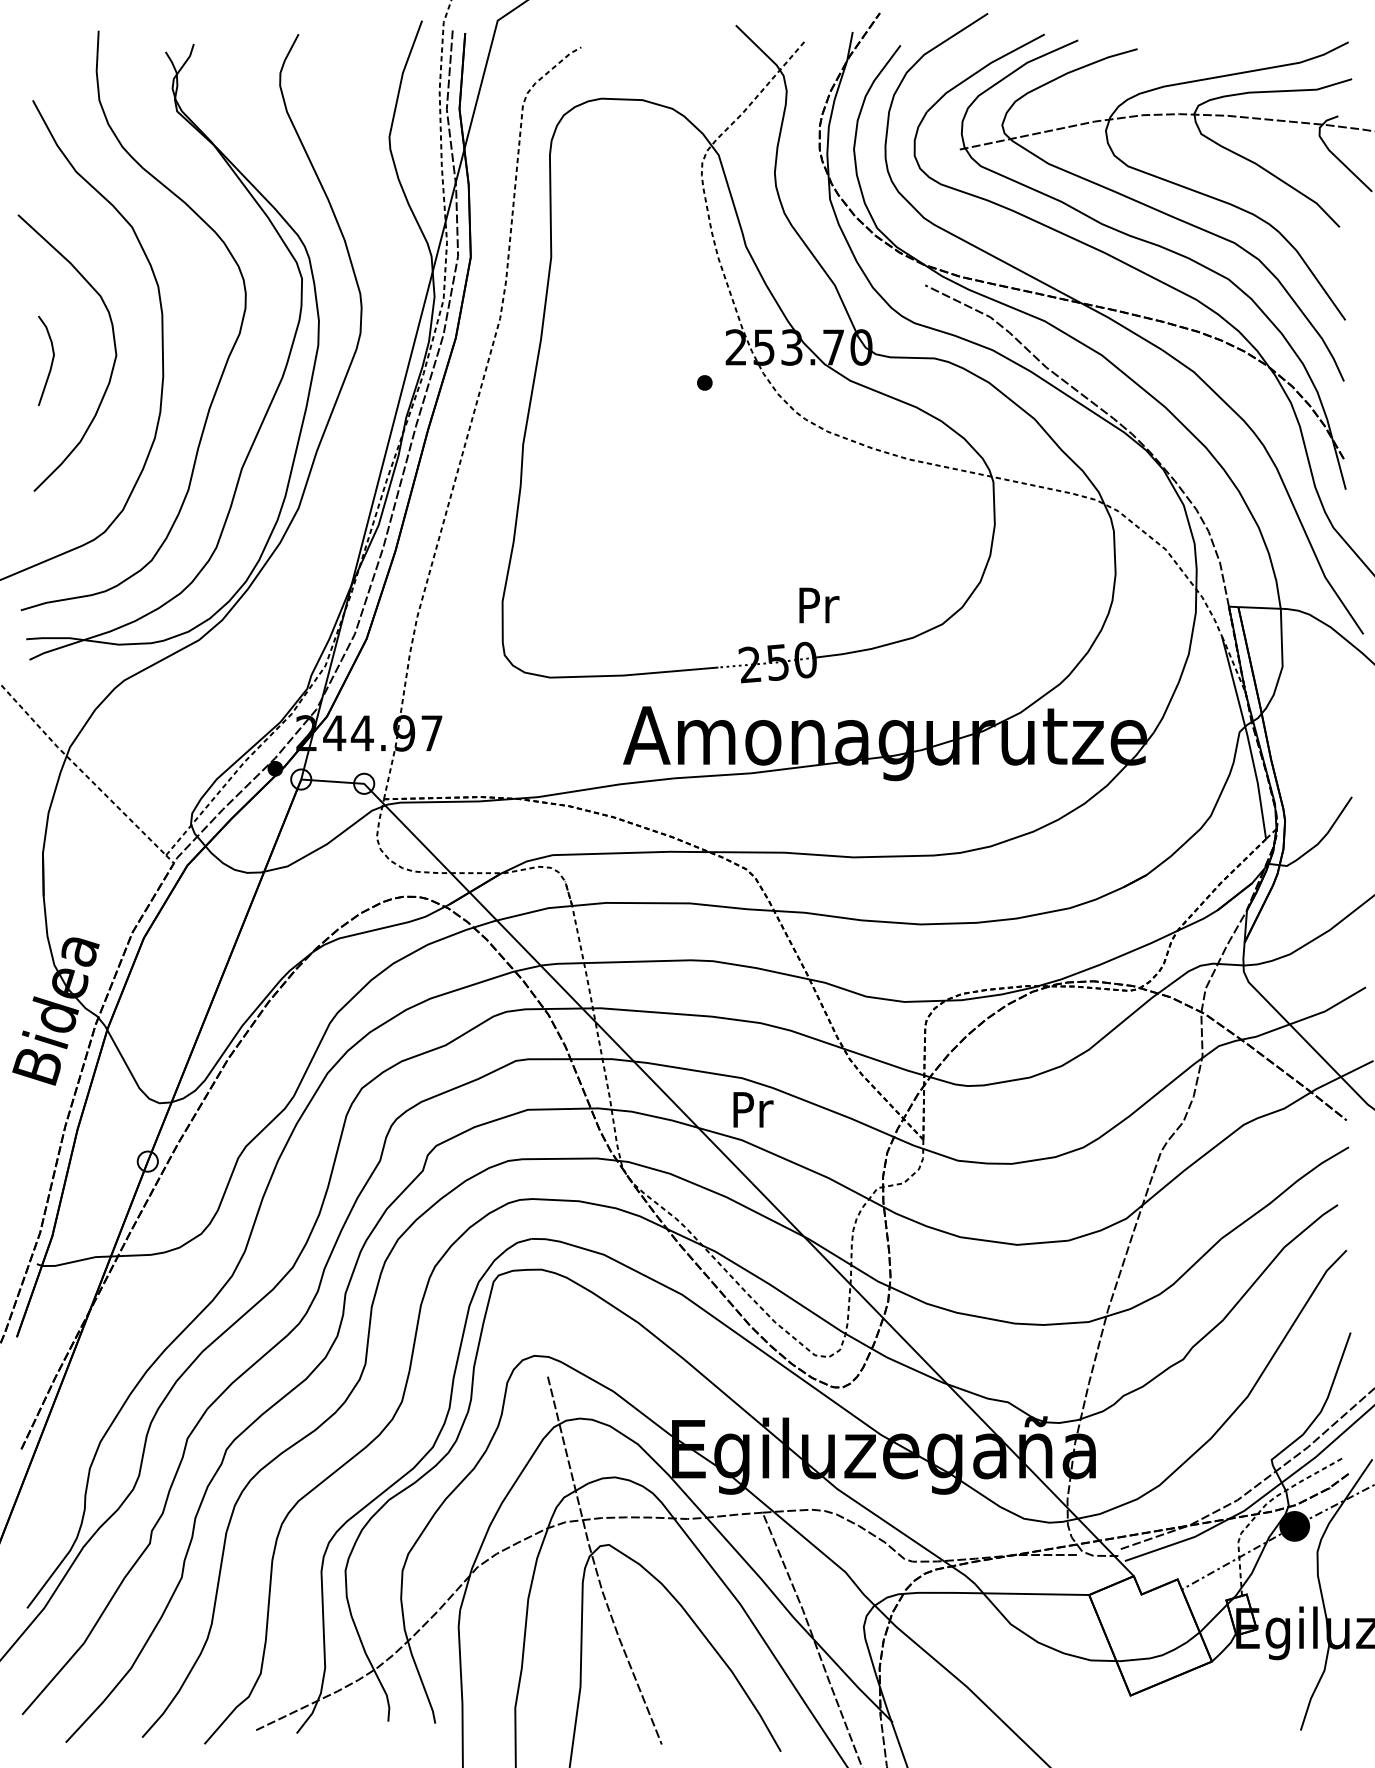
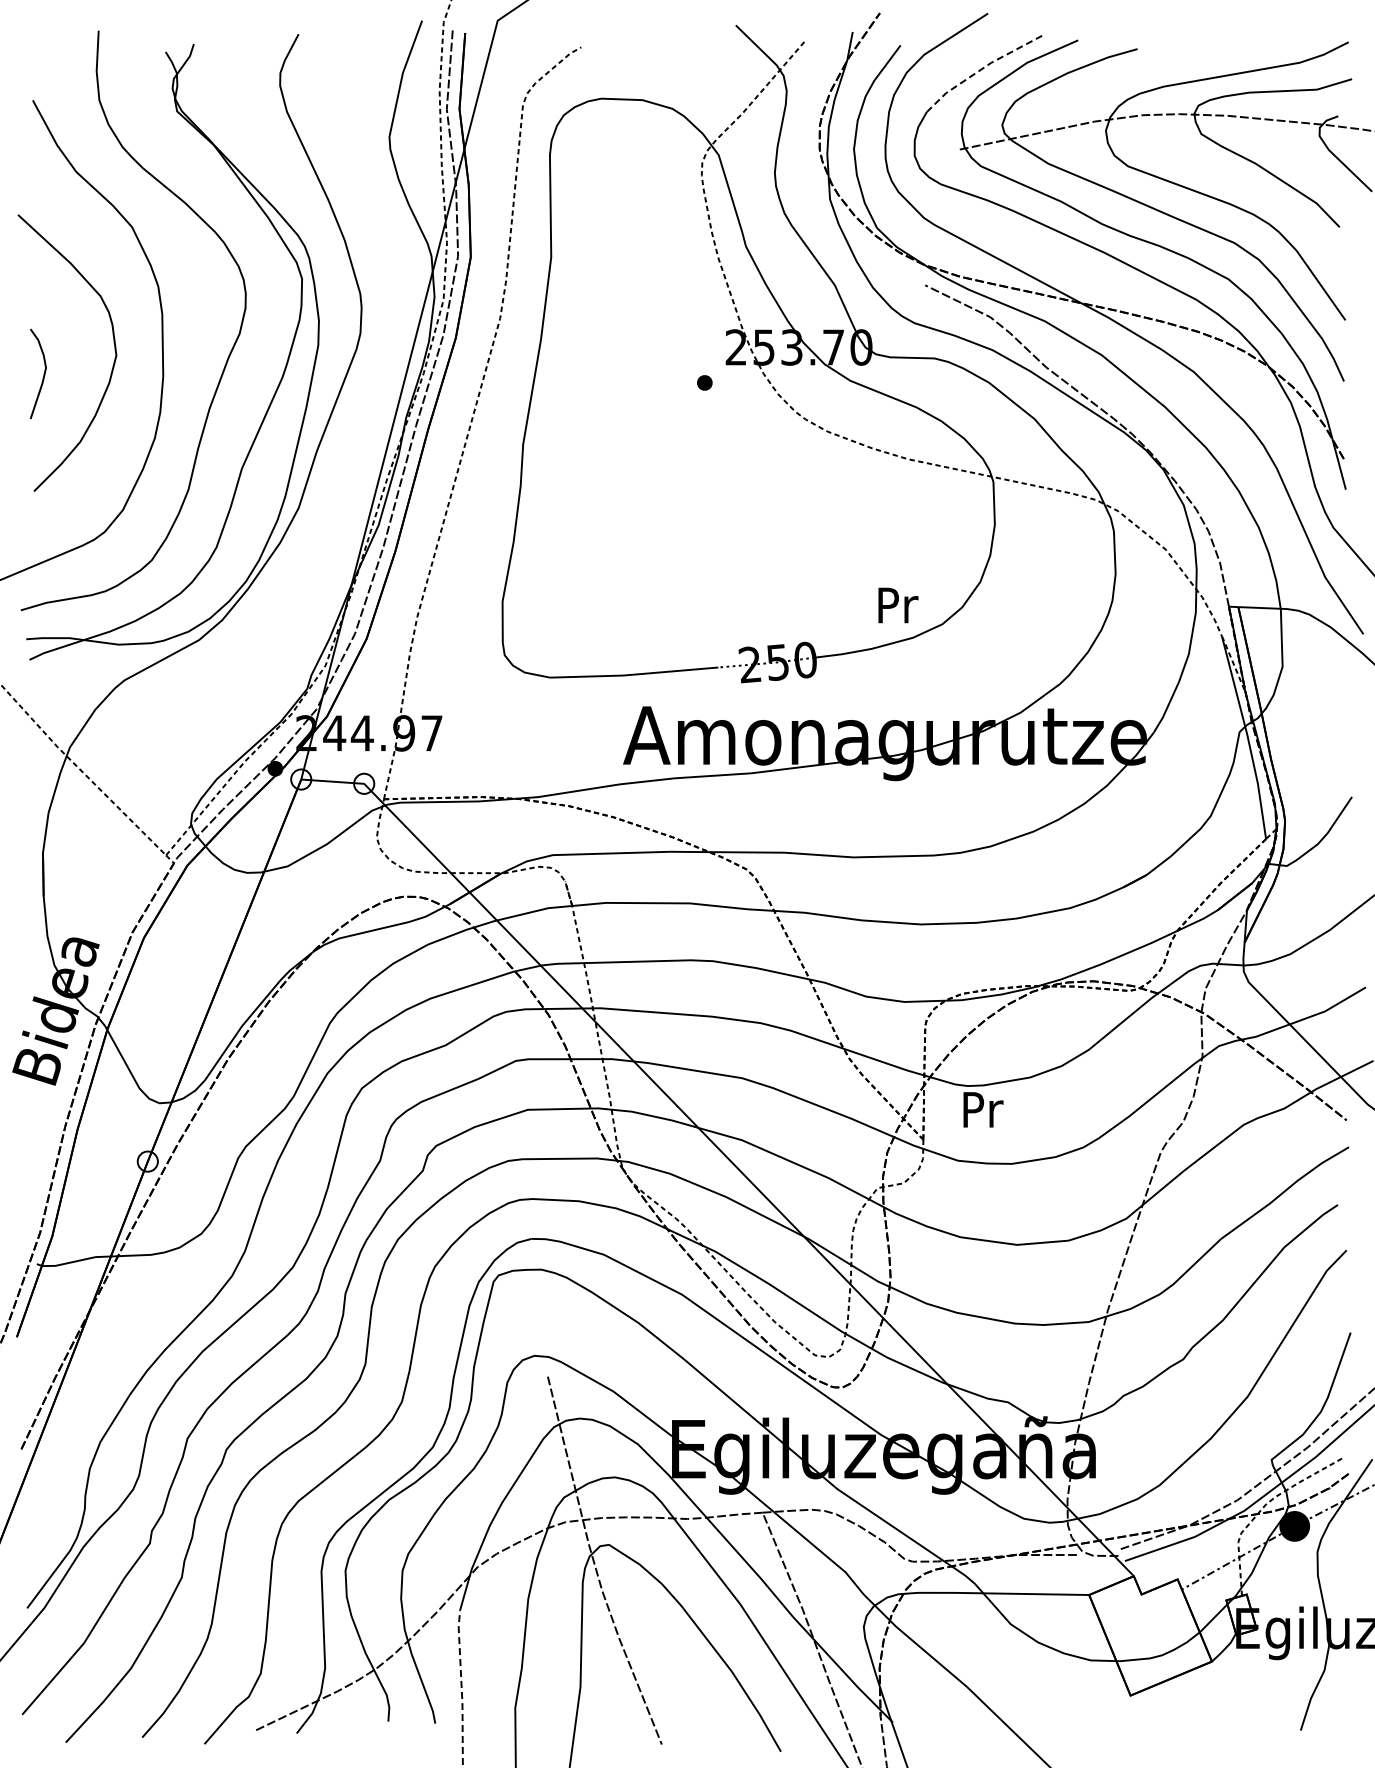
line: solid -> dashed (982, 68)
curve position: (51, 360) -> (43, 373) (43, 373)
text position: (819, 605) -> (898, 605) (898, 605)
text position: (753, 1109) -> (983, 1109) (983, 1109)
line: solid -> dashed (461, 1688)
